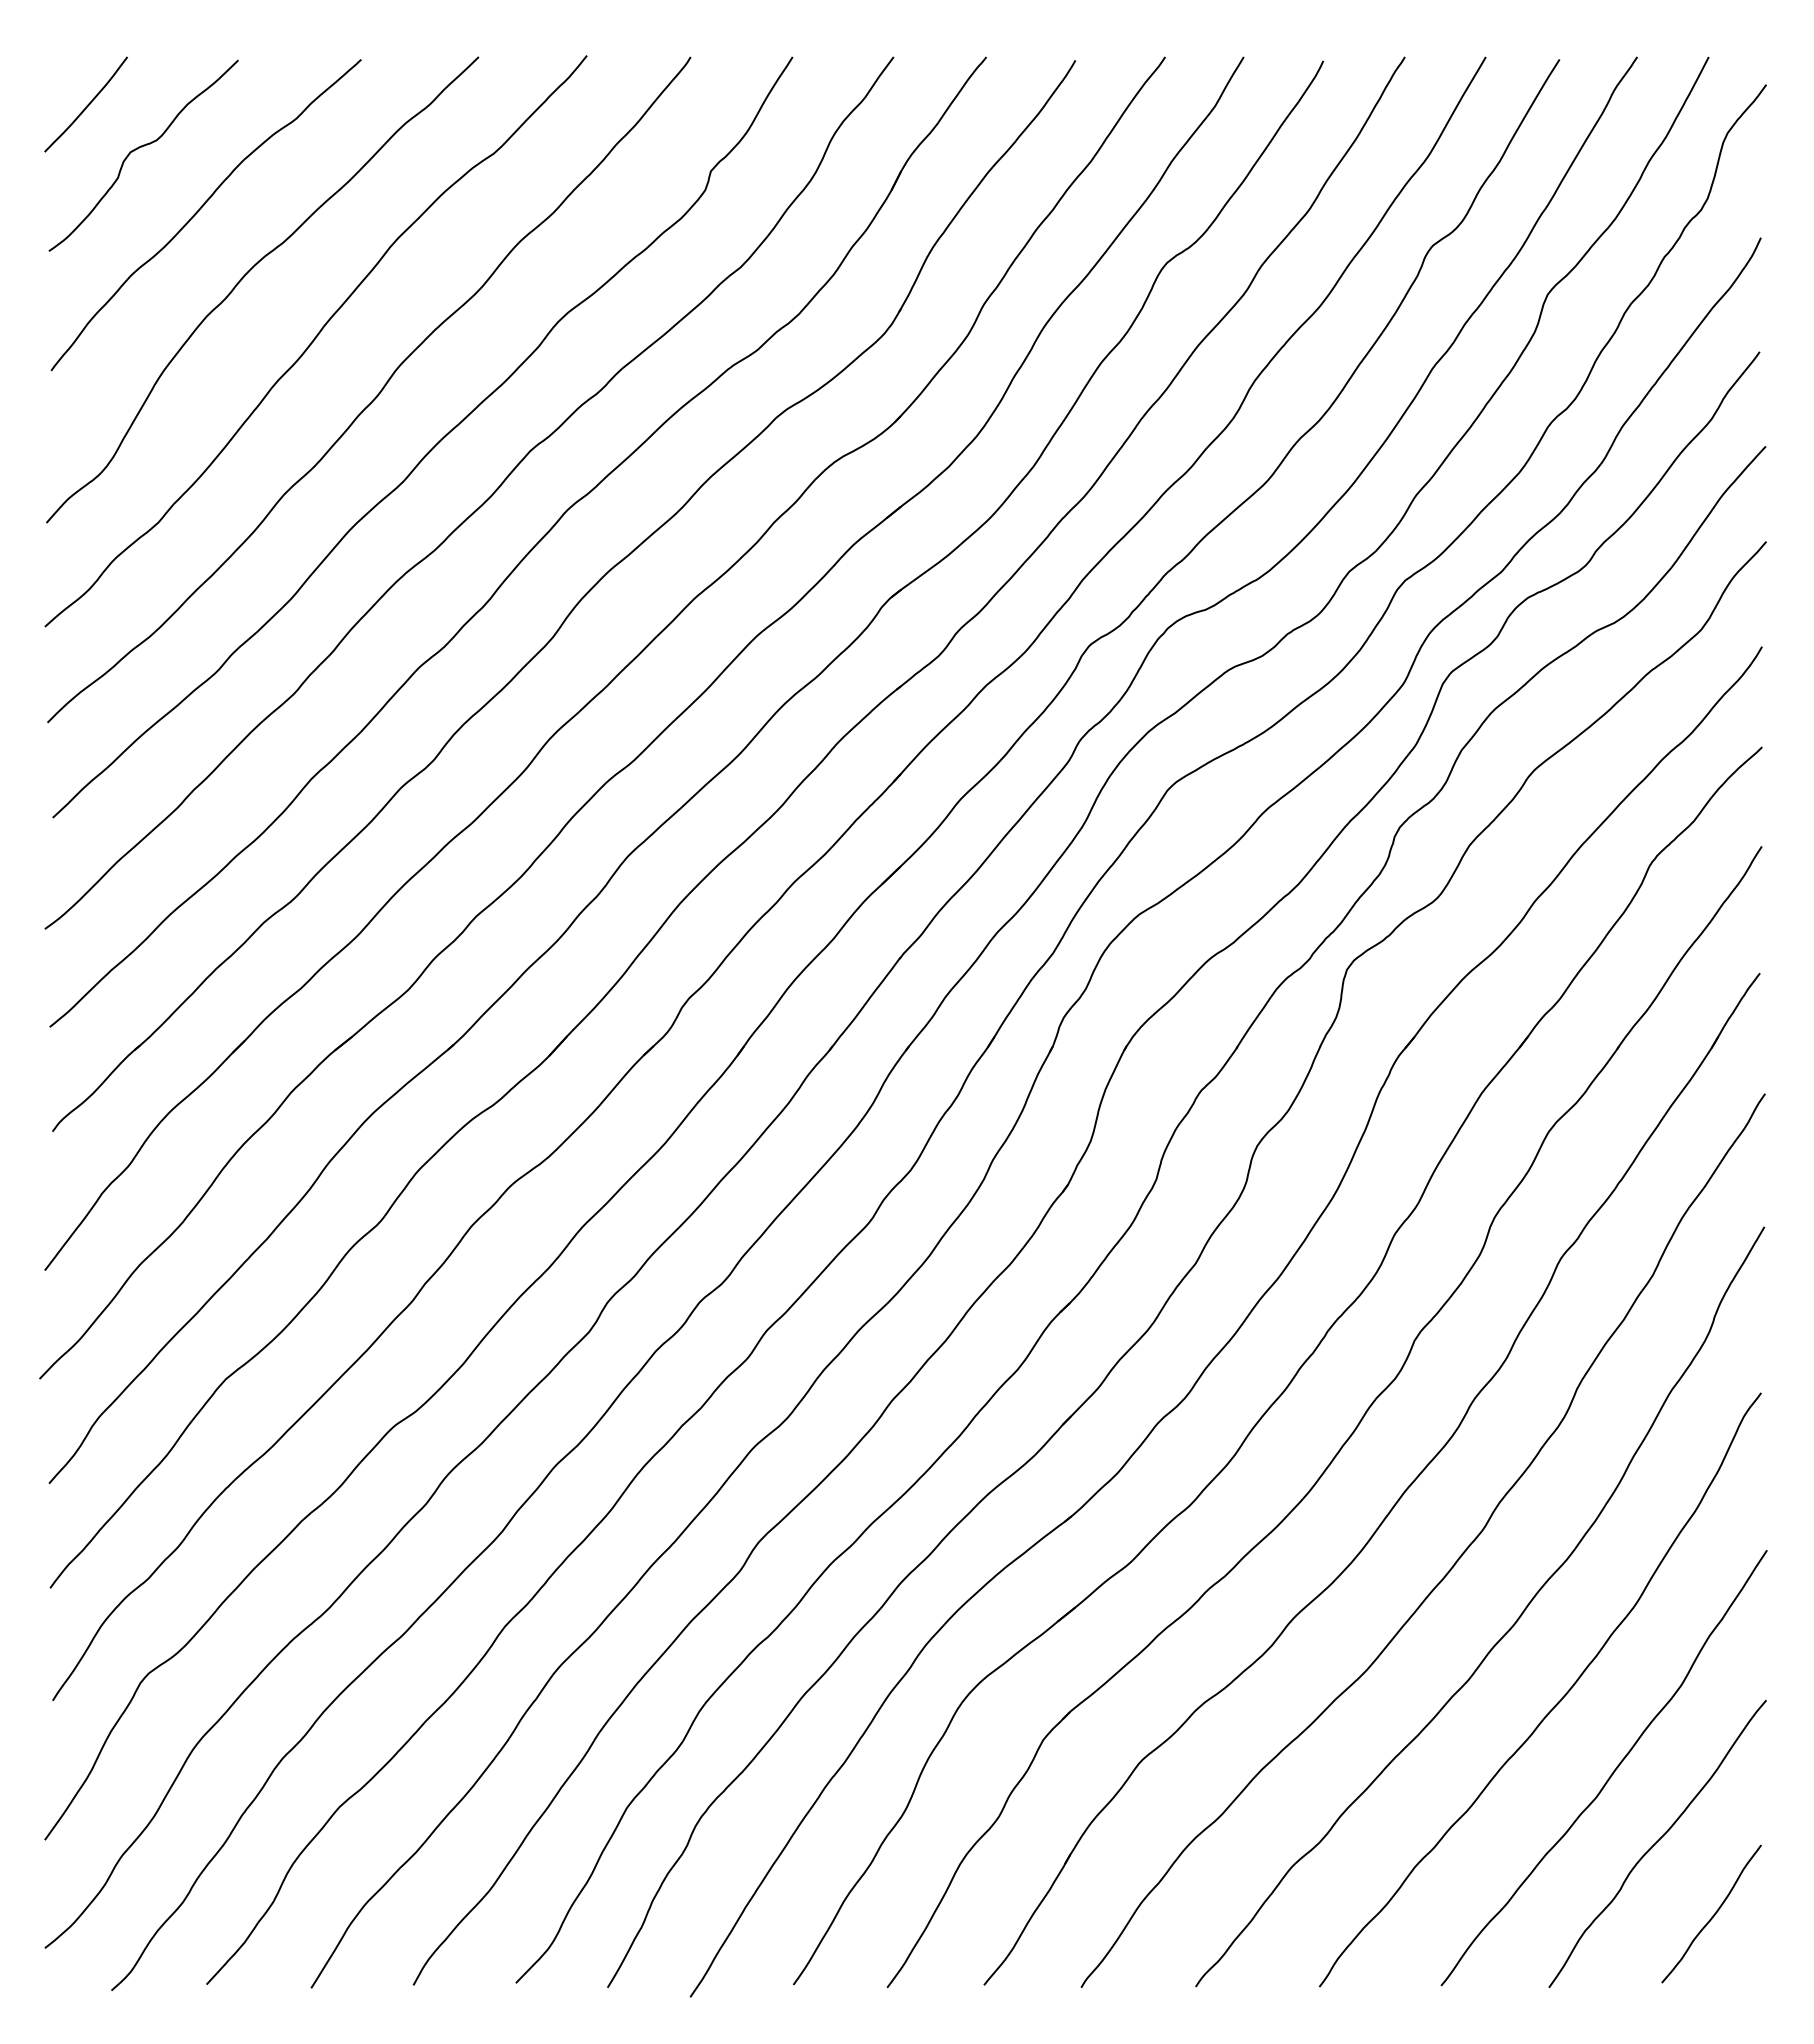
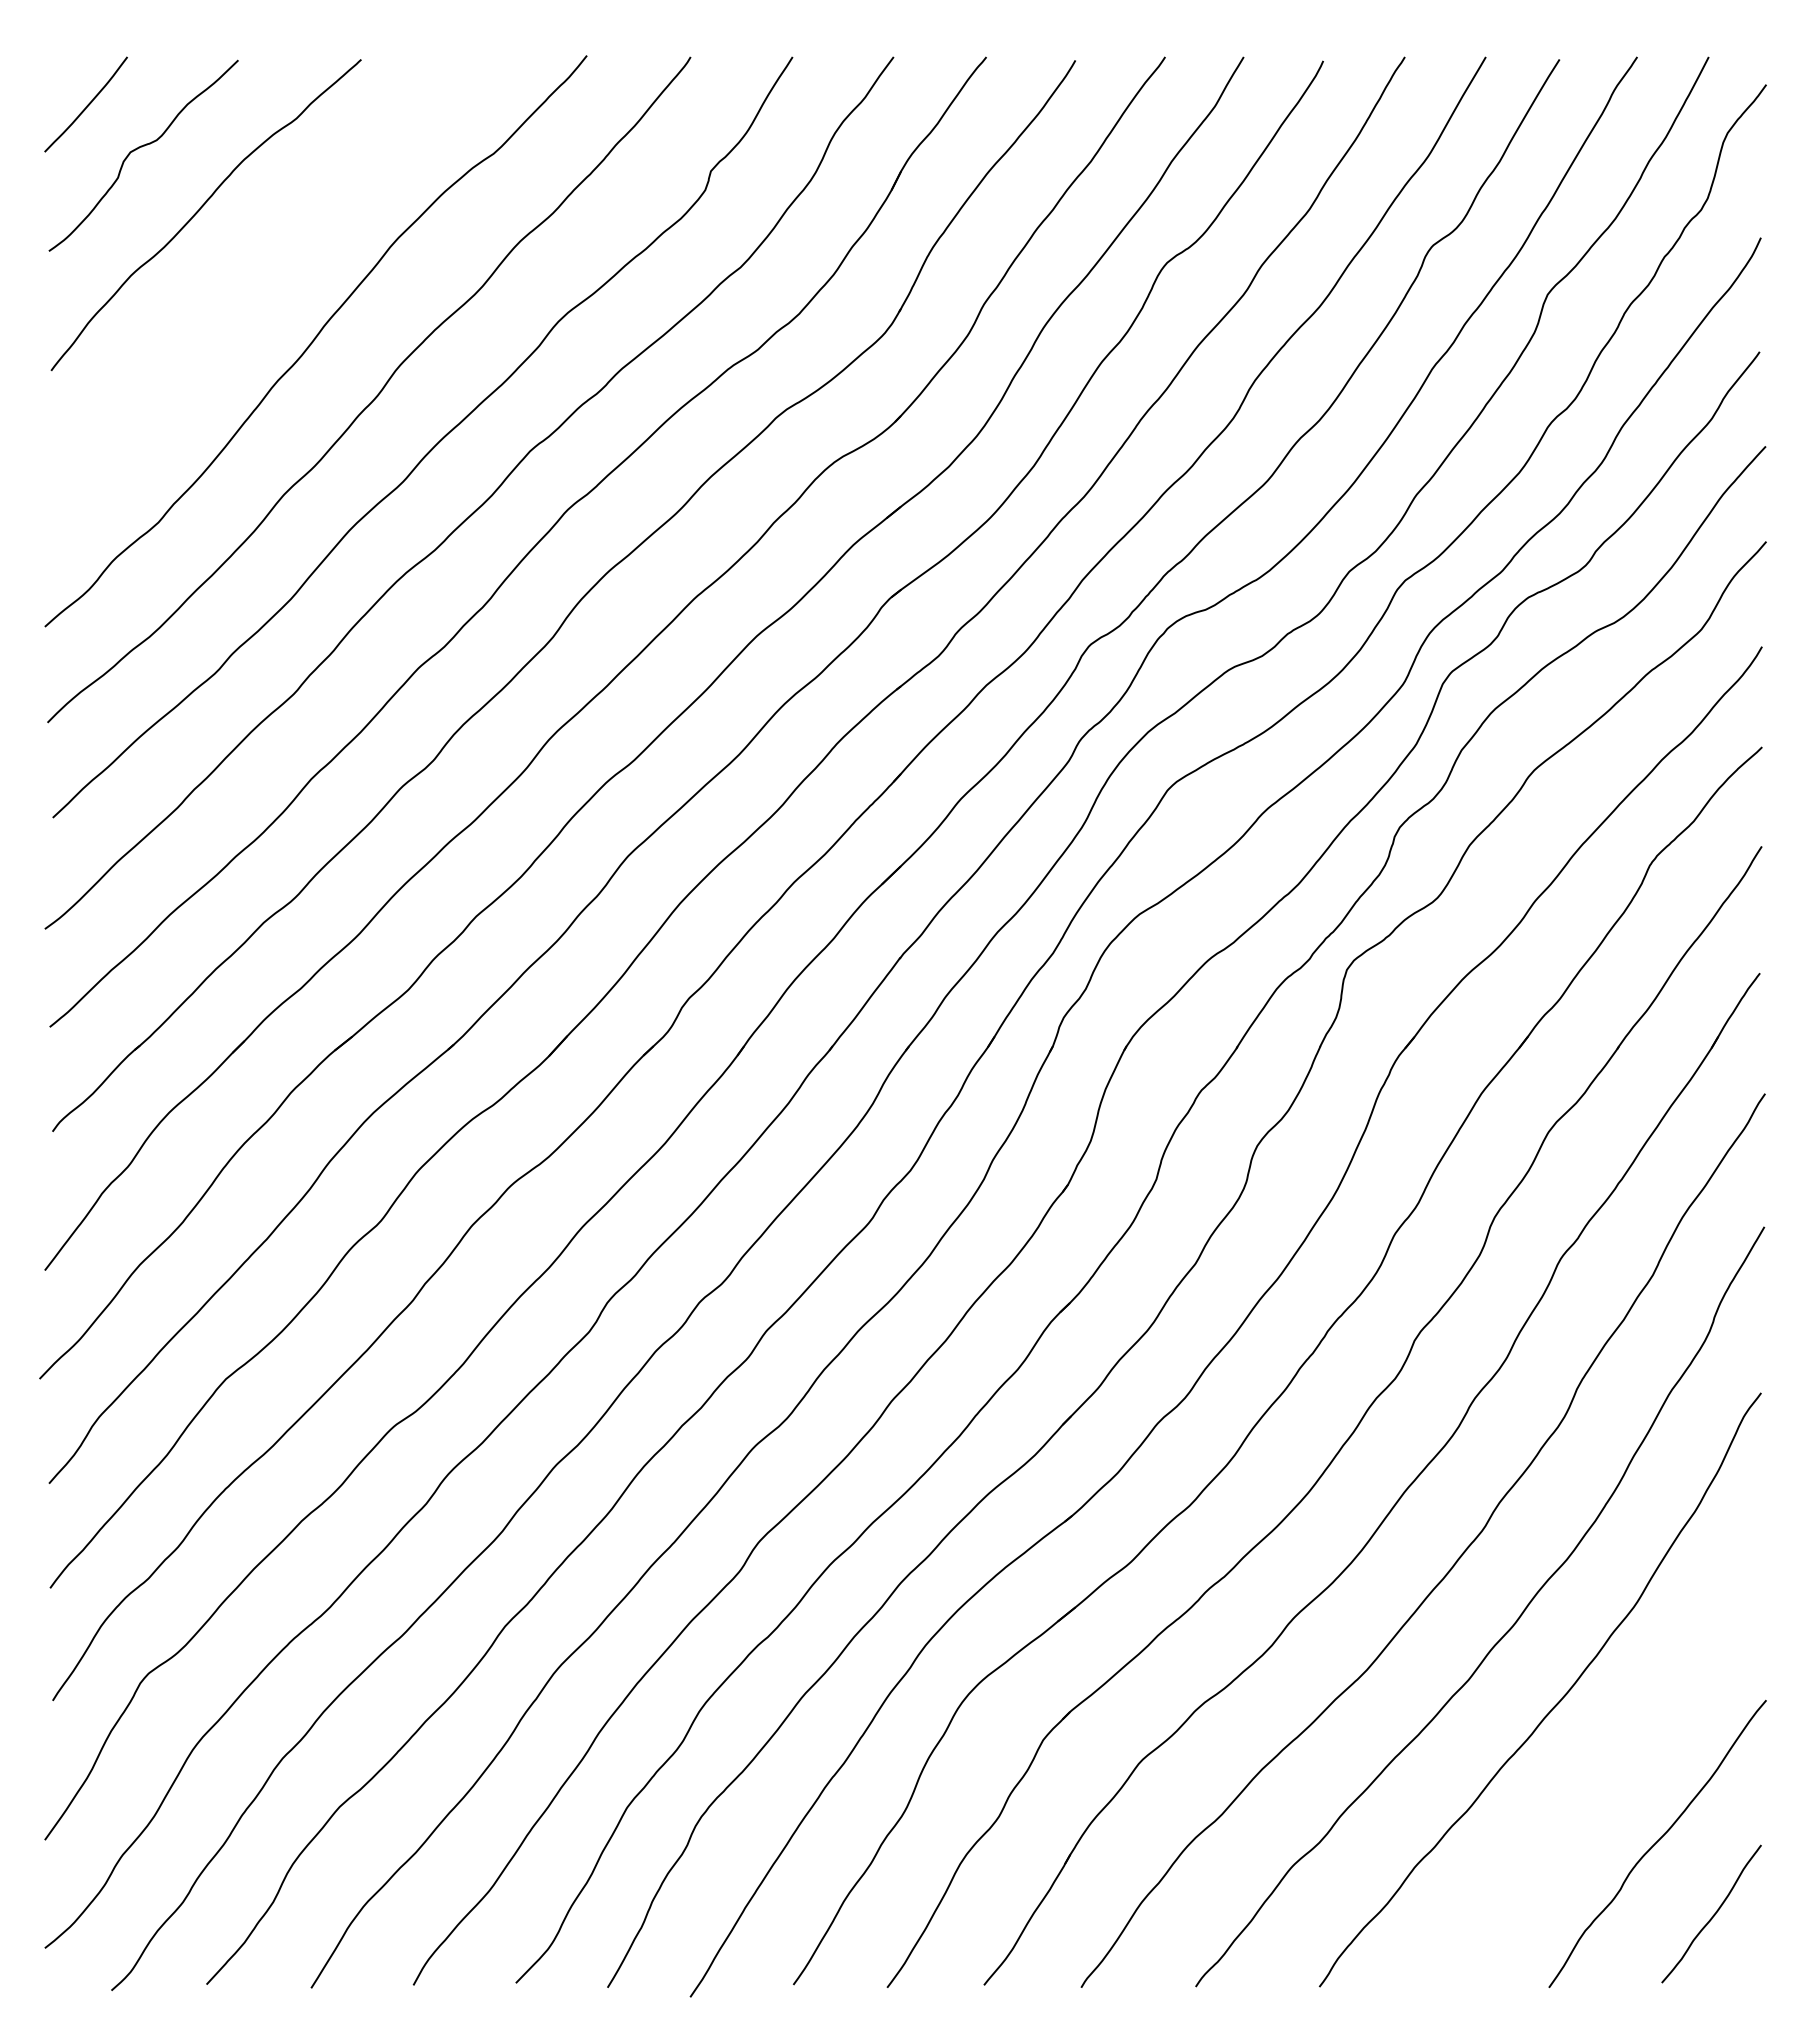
curve: present -> none (247, 274)
curve: present -> none (1611, 1773)
